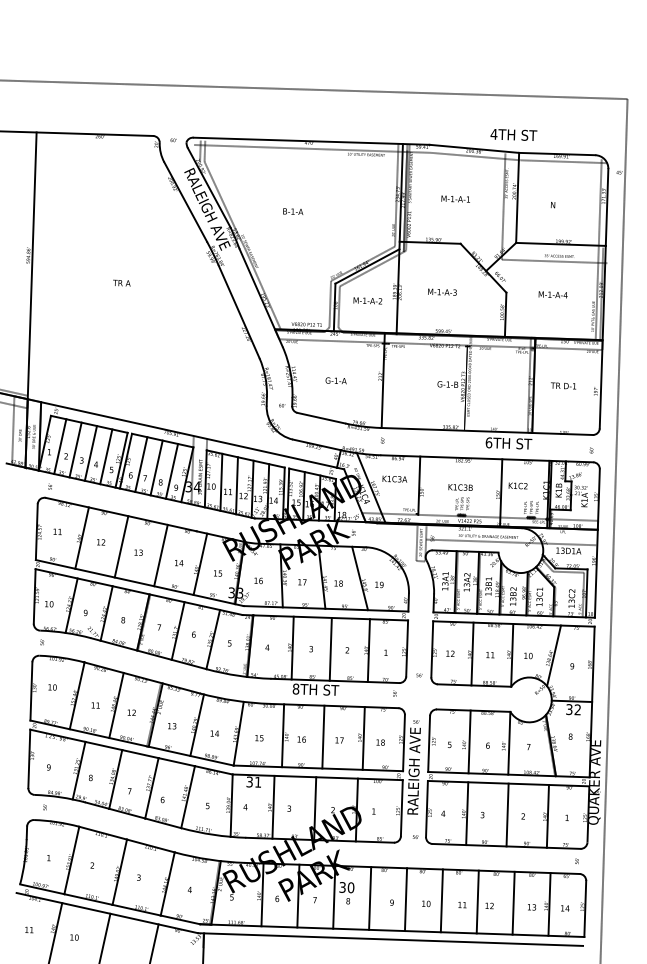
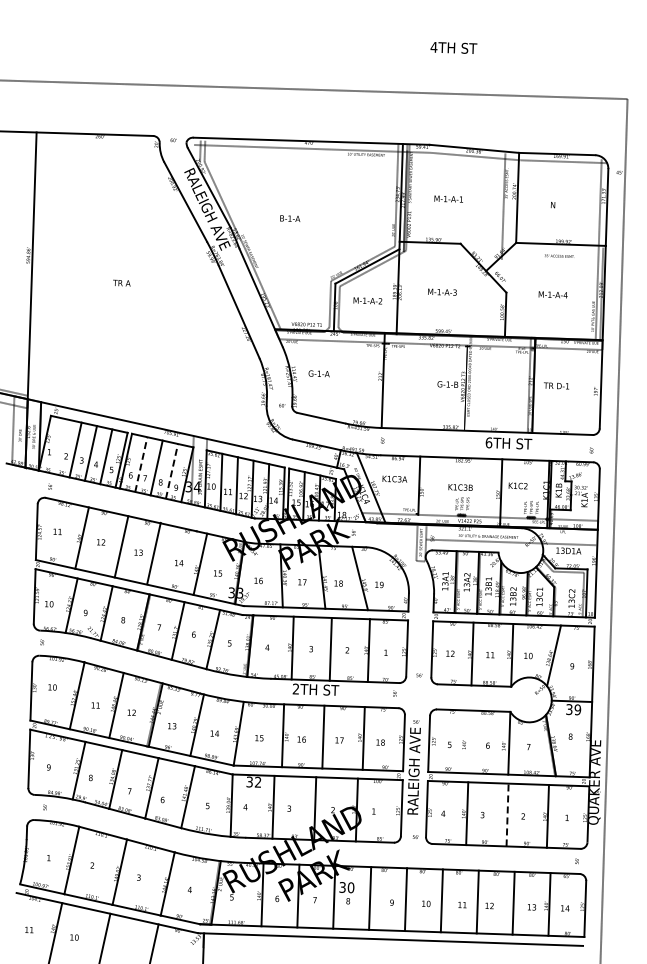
text position: (513, 134) -> (453, 47) (453, 47)
text position: (455, 198) -> (448, 198) (448, 198)
text position: (293, 211) -> (290, 218) (290, 218)
line: present -> none (554, 261)
text position: (335, 380) -> (318, 373) (318, 373)
text position: (563, 385) -> (556, 385) (556, 385)
line: present -> none (60, 446)
line: solid -> dashed (141, 464)
line: solid -> dashed (172, 470)
line position: (160, 555) -> (153, 553) (153, 553)
text: 8TH -> 2TH (295, 688)
text: 32 -> 39 (577, 709)
line: present -> none (469, 741)
text: 31 -> 32 (257, 781)
line: solid -> dashed (507, 814)
